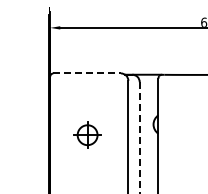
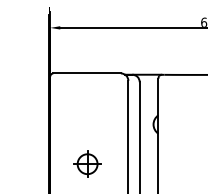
line: dashed -> solid (87, 73)
part position: (87, 134) -> (87, 163) (87, 163)
line: dashed -> solid (139, 137)
